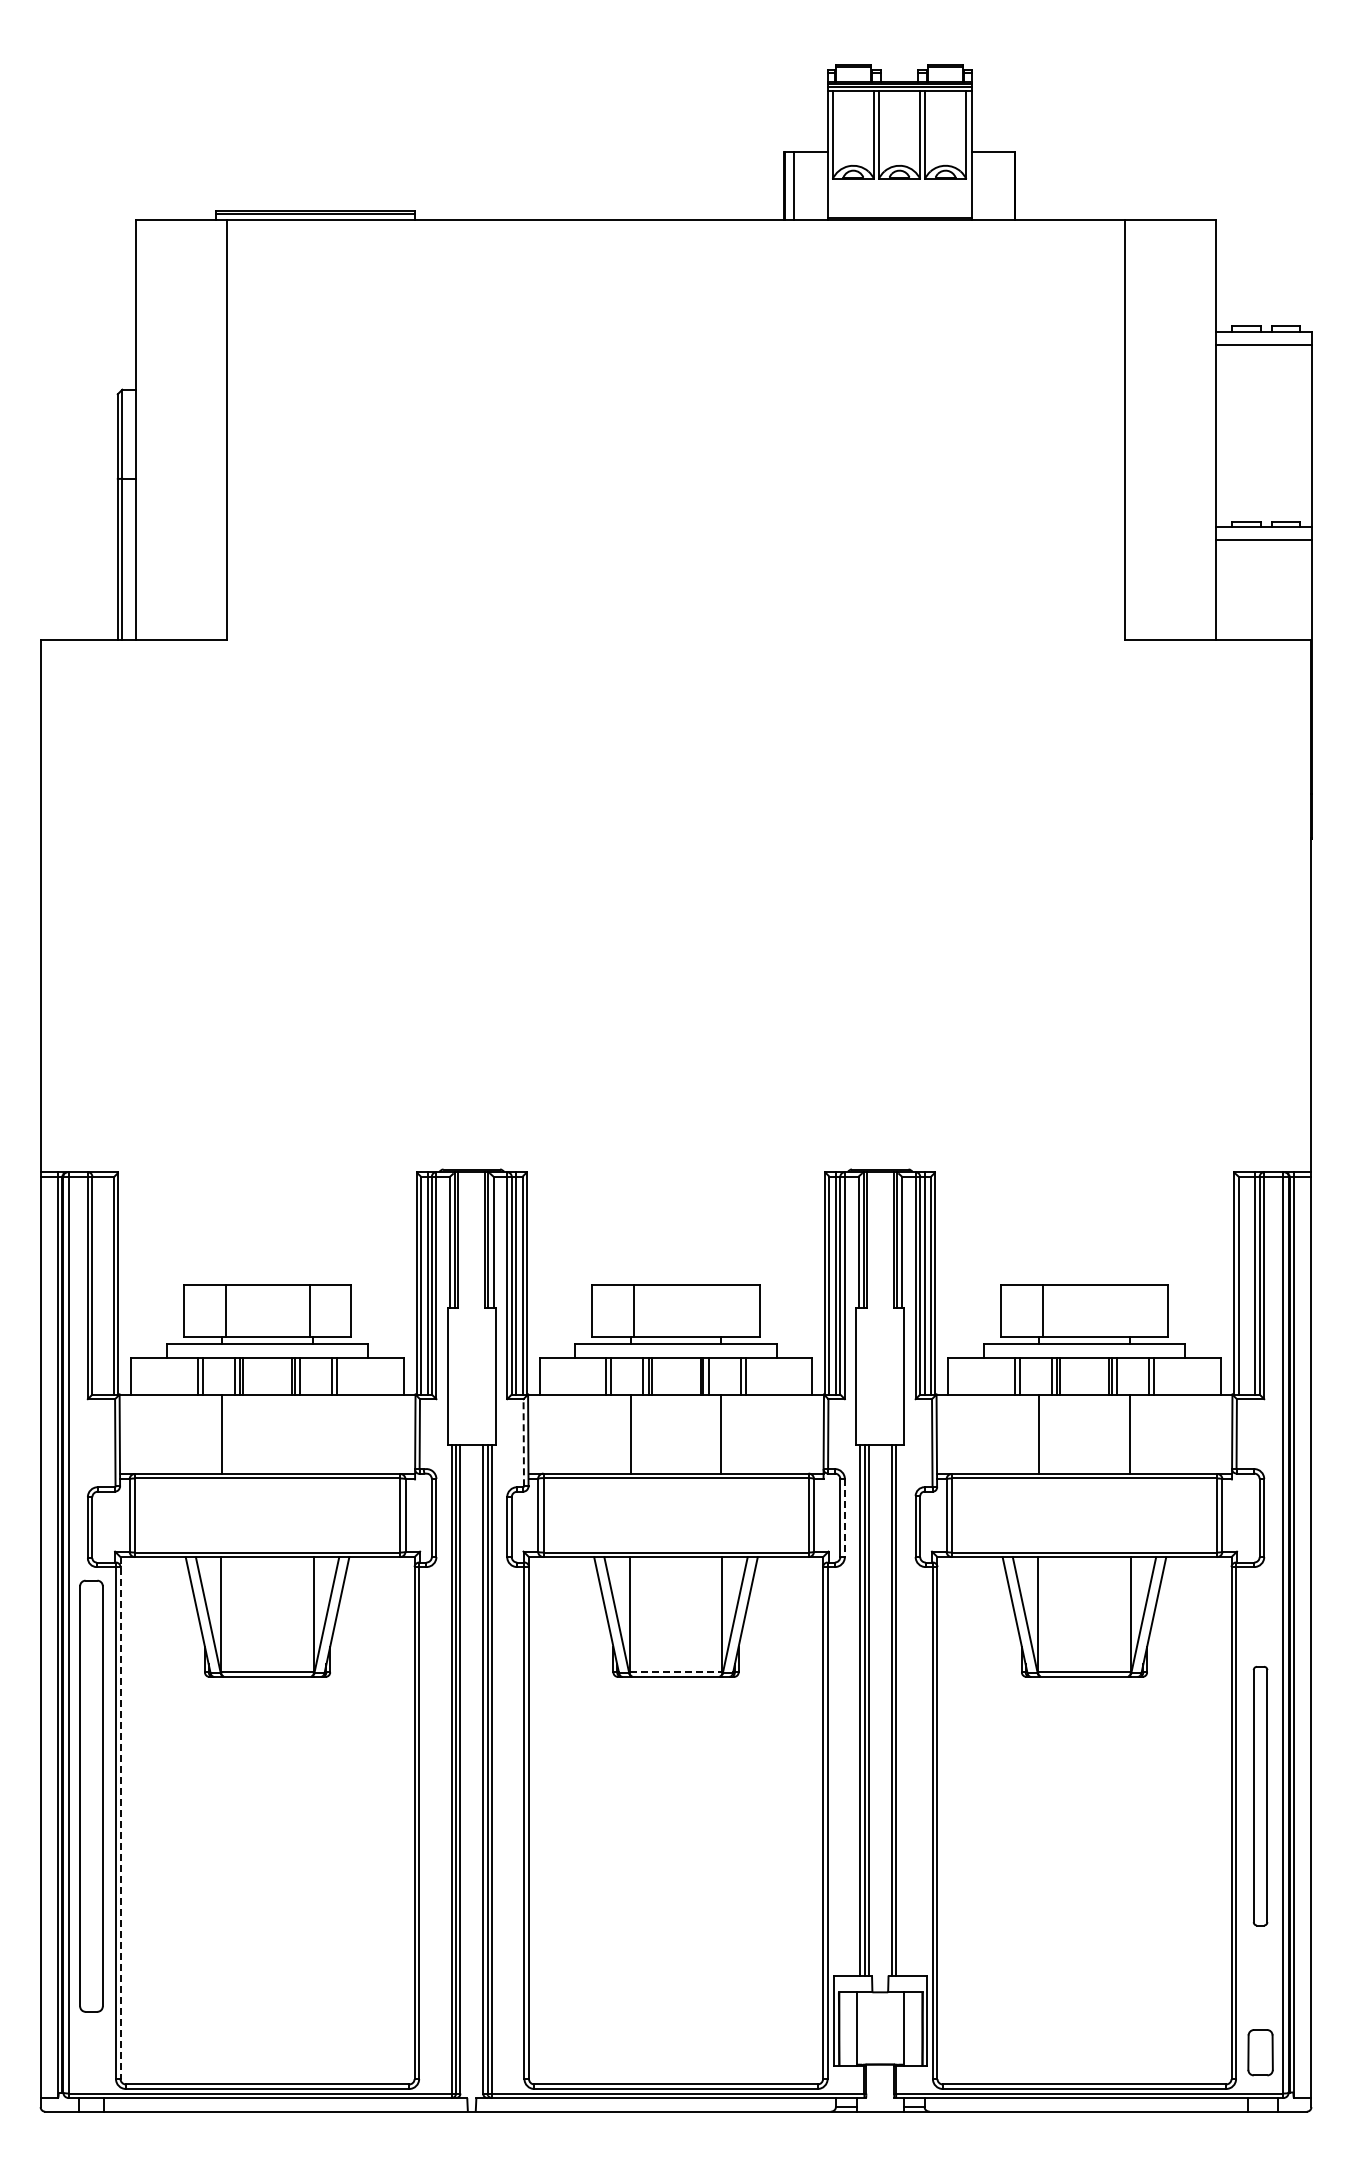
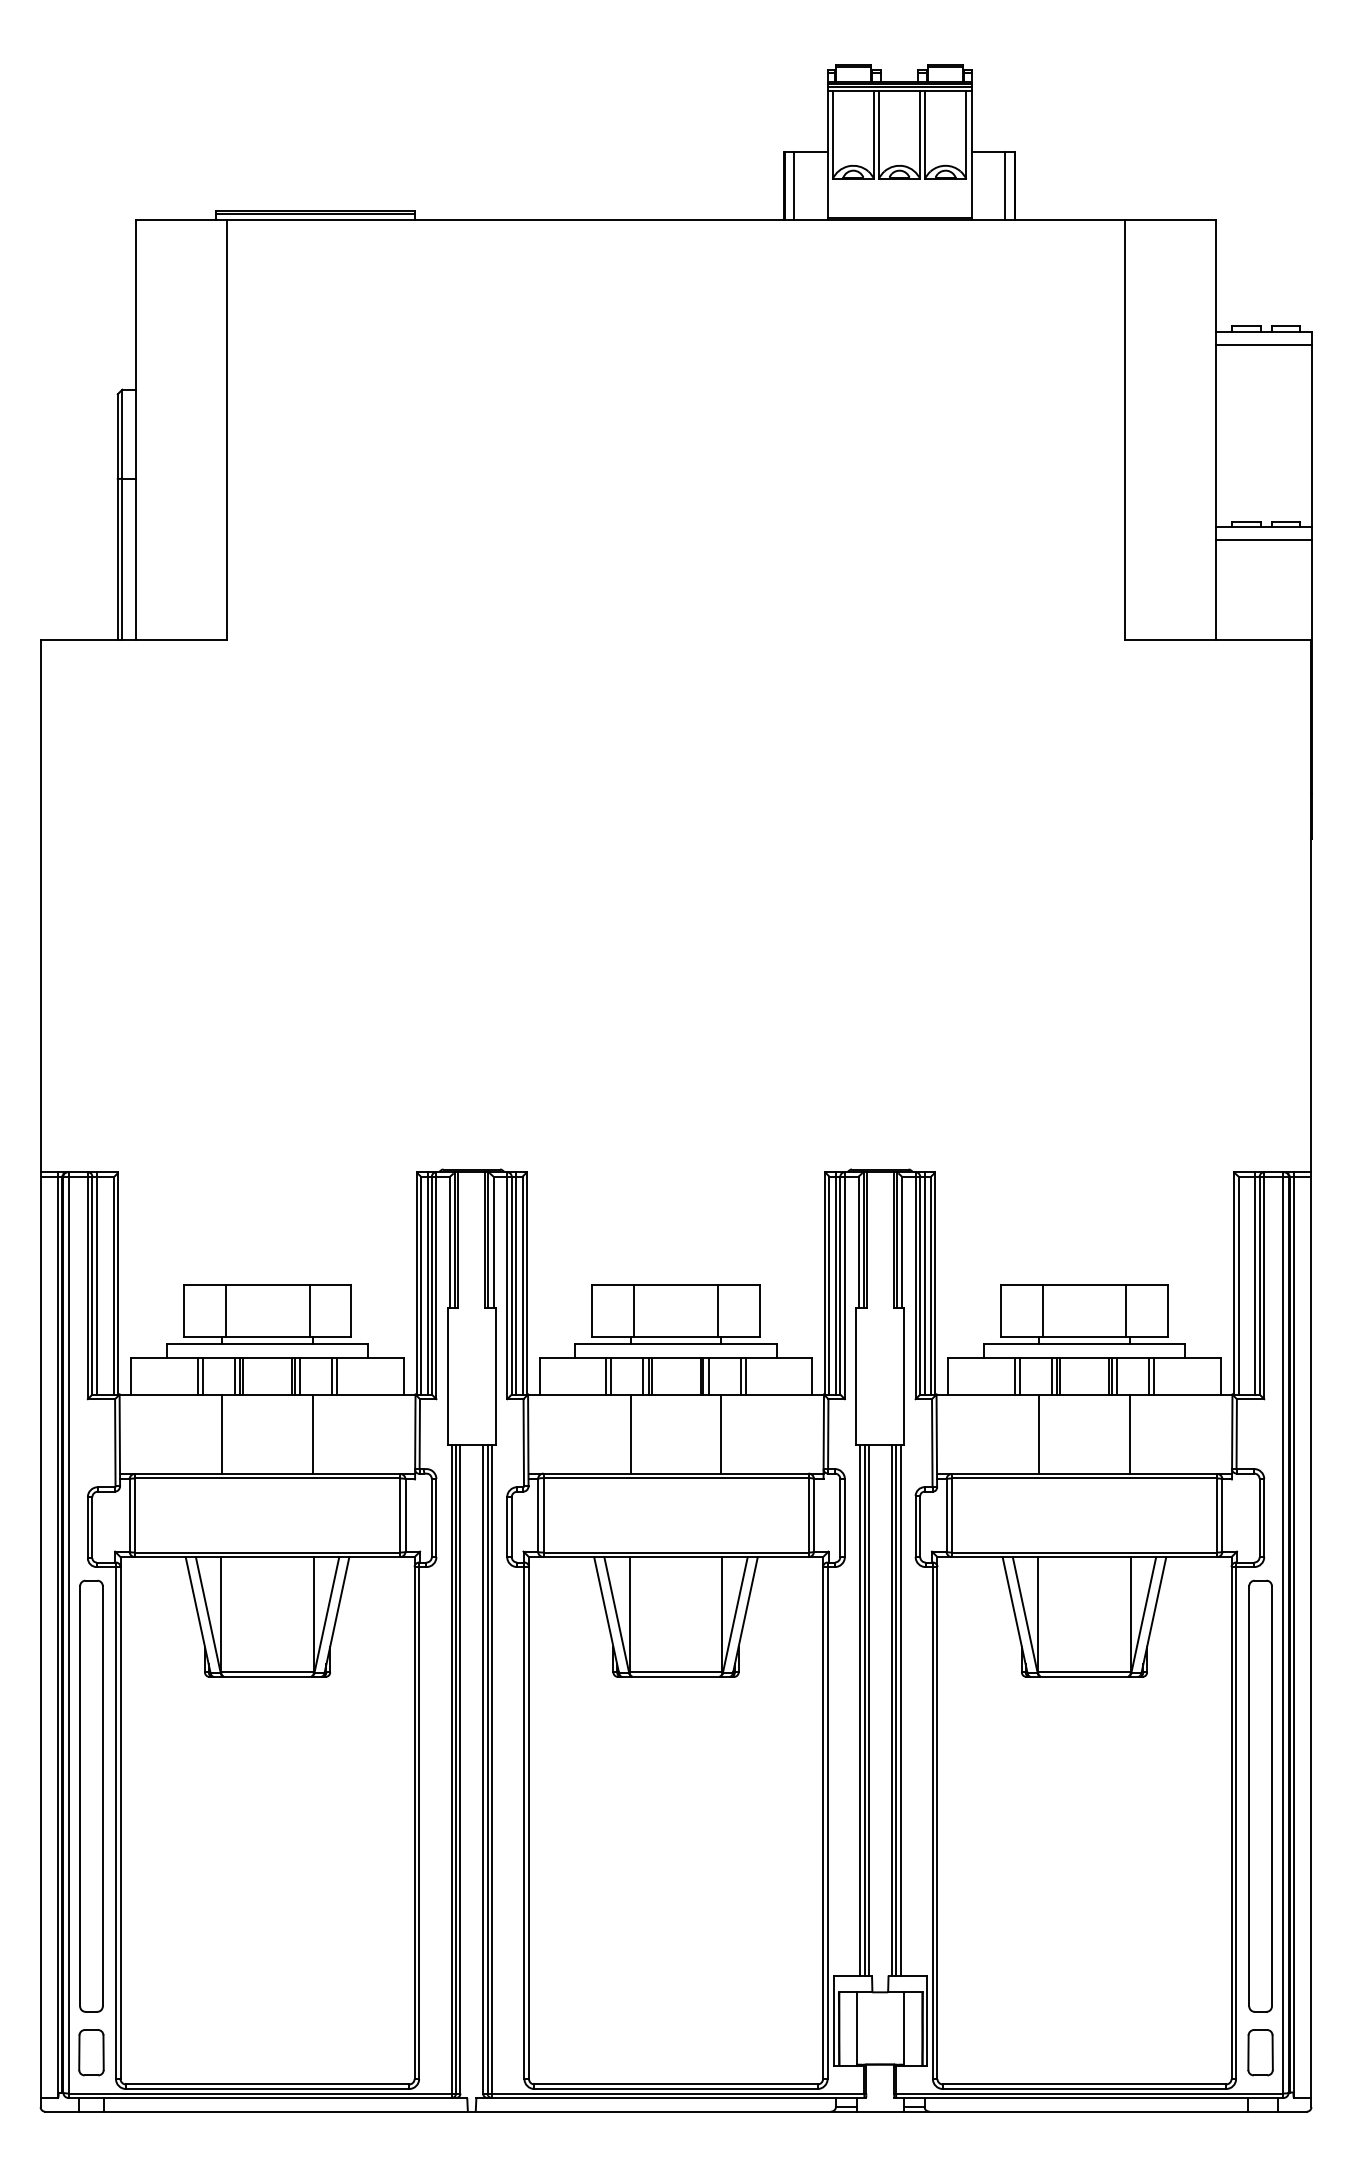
line: none -> present (1005, 185)
line: none -> present (96, 1283)
line: none -> present (717, 1310)
line: none -> present (1126, 1310)
line: none -> present (312, 1433)
line: dashed -> solid (523, 1442)
line: dashed -> solid (844, 1518)
line: dashed -> solid (676, 1672)
line: none -> present (900, 1709)
part size: 17x261 px -> 25x434 px (1260, 1795)
line: dashed -> solid (120, 1818)
part: none -> present (91, 2052)
